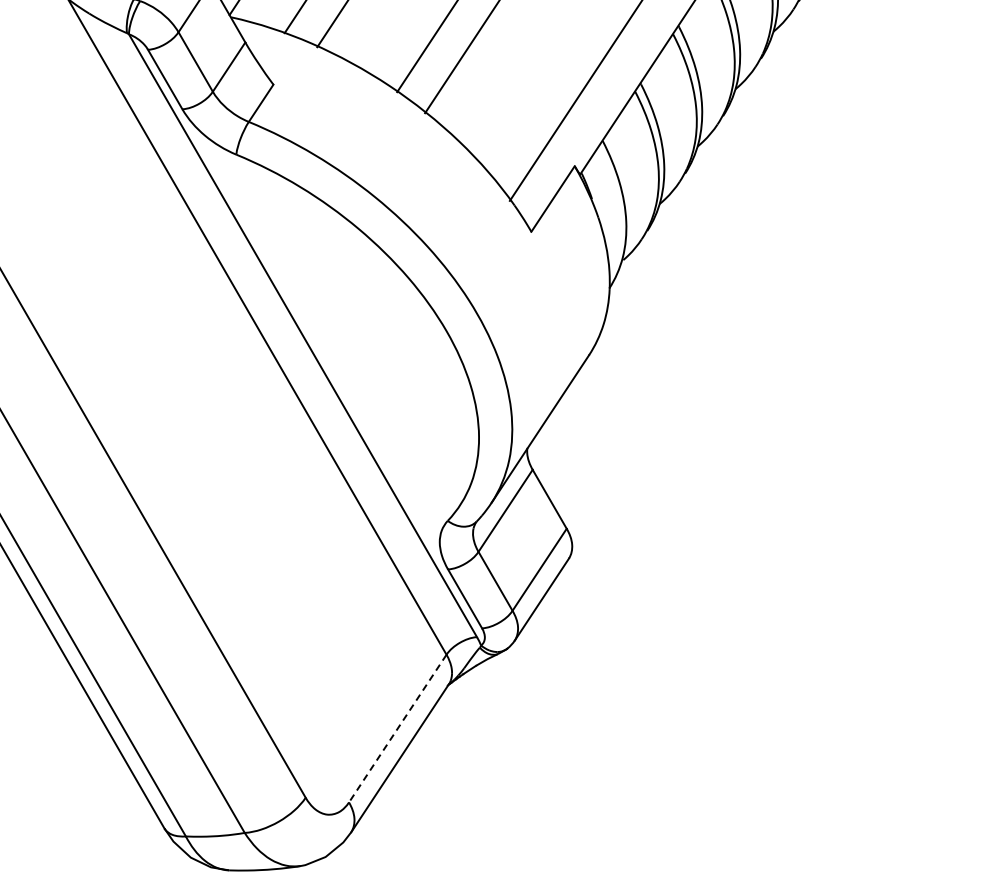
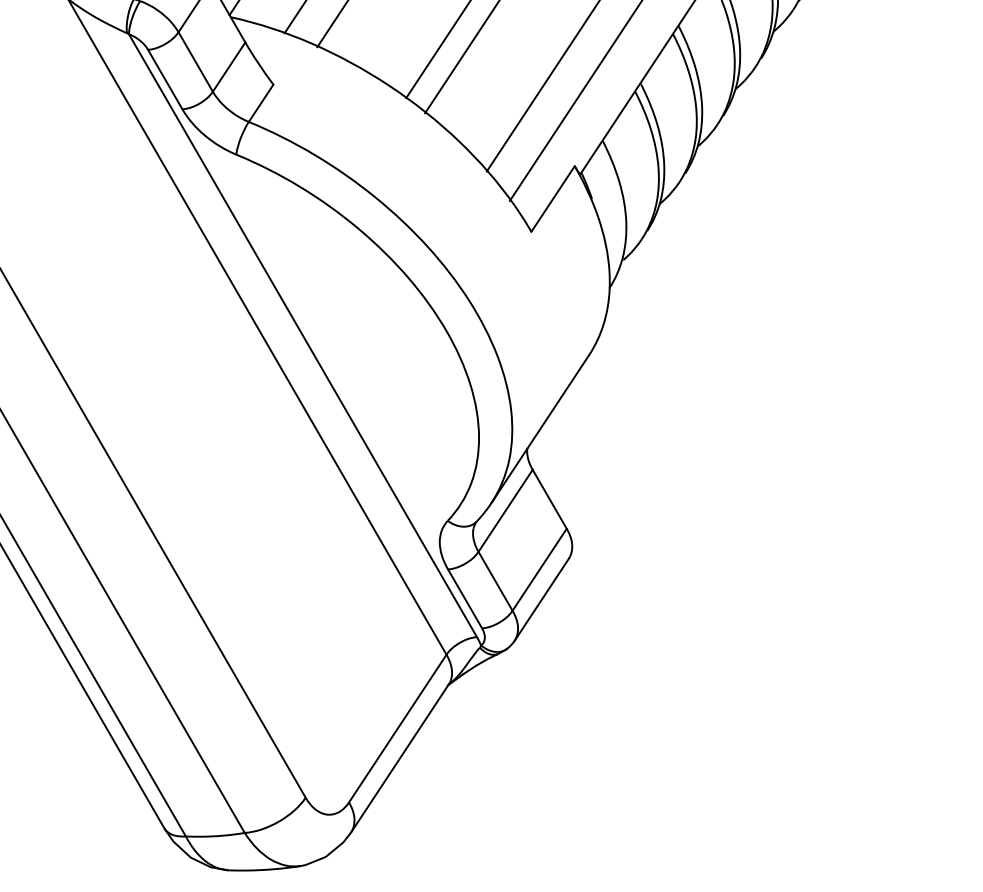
line position: (426, 47) -> (437, 50) (437, 50)
line: none -> present (542, 86)
line: dashed -> solid (397, 729)
